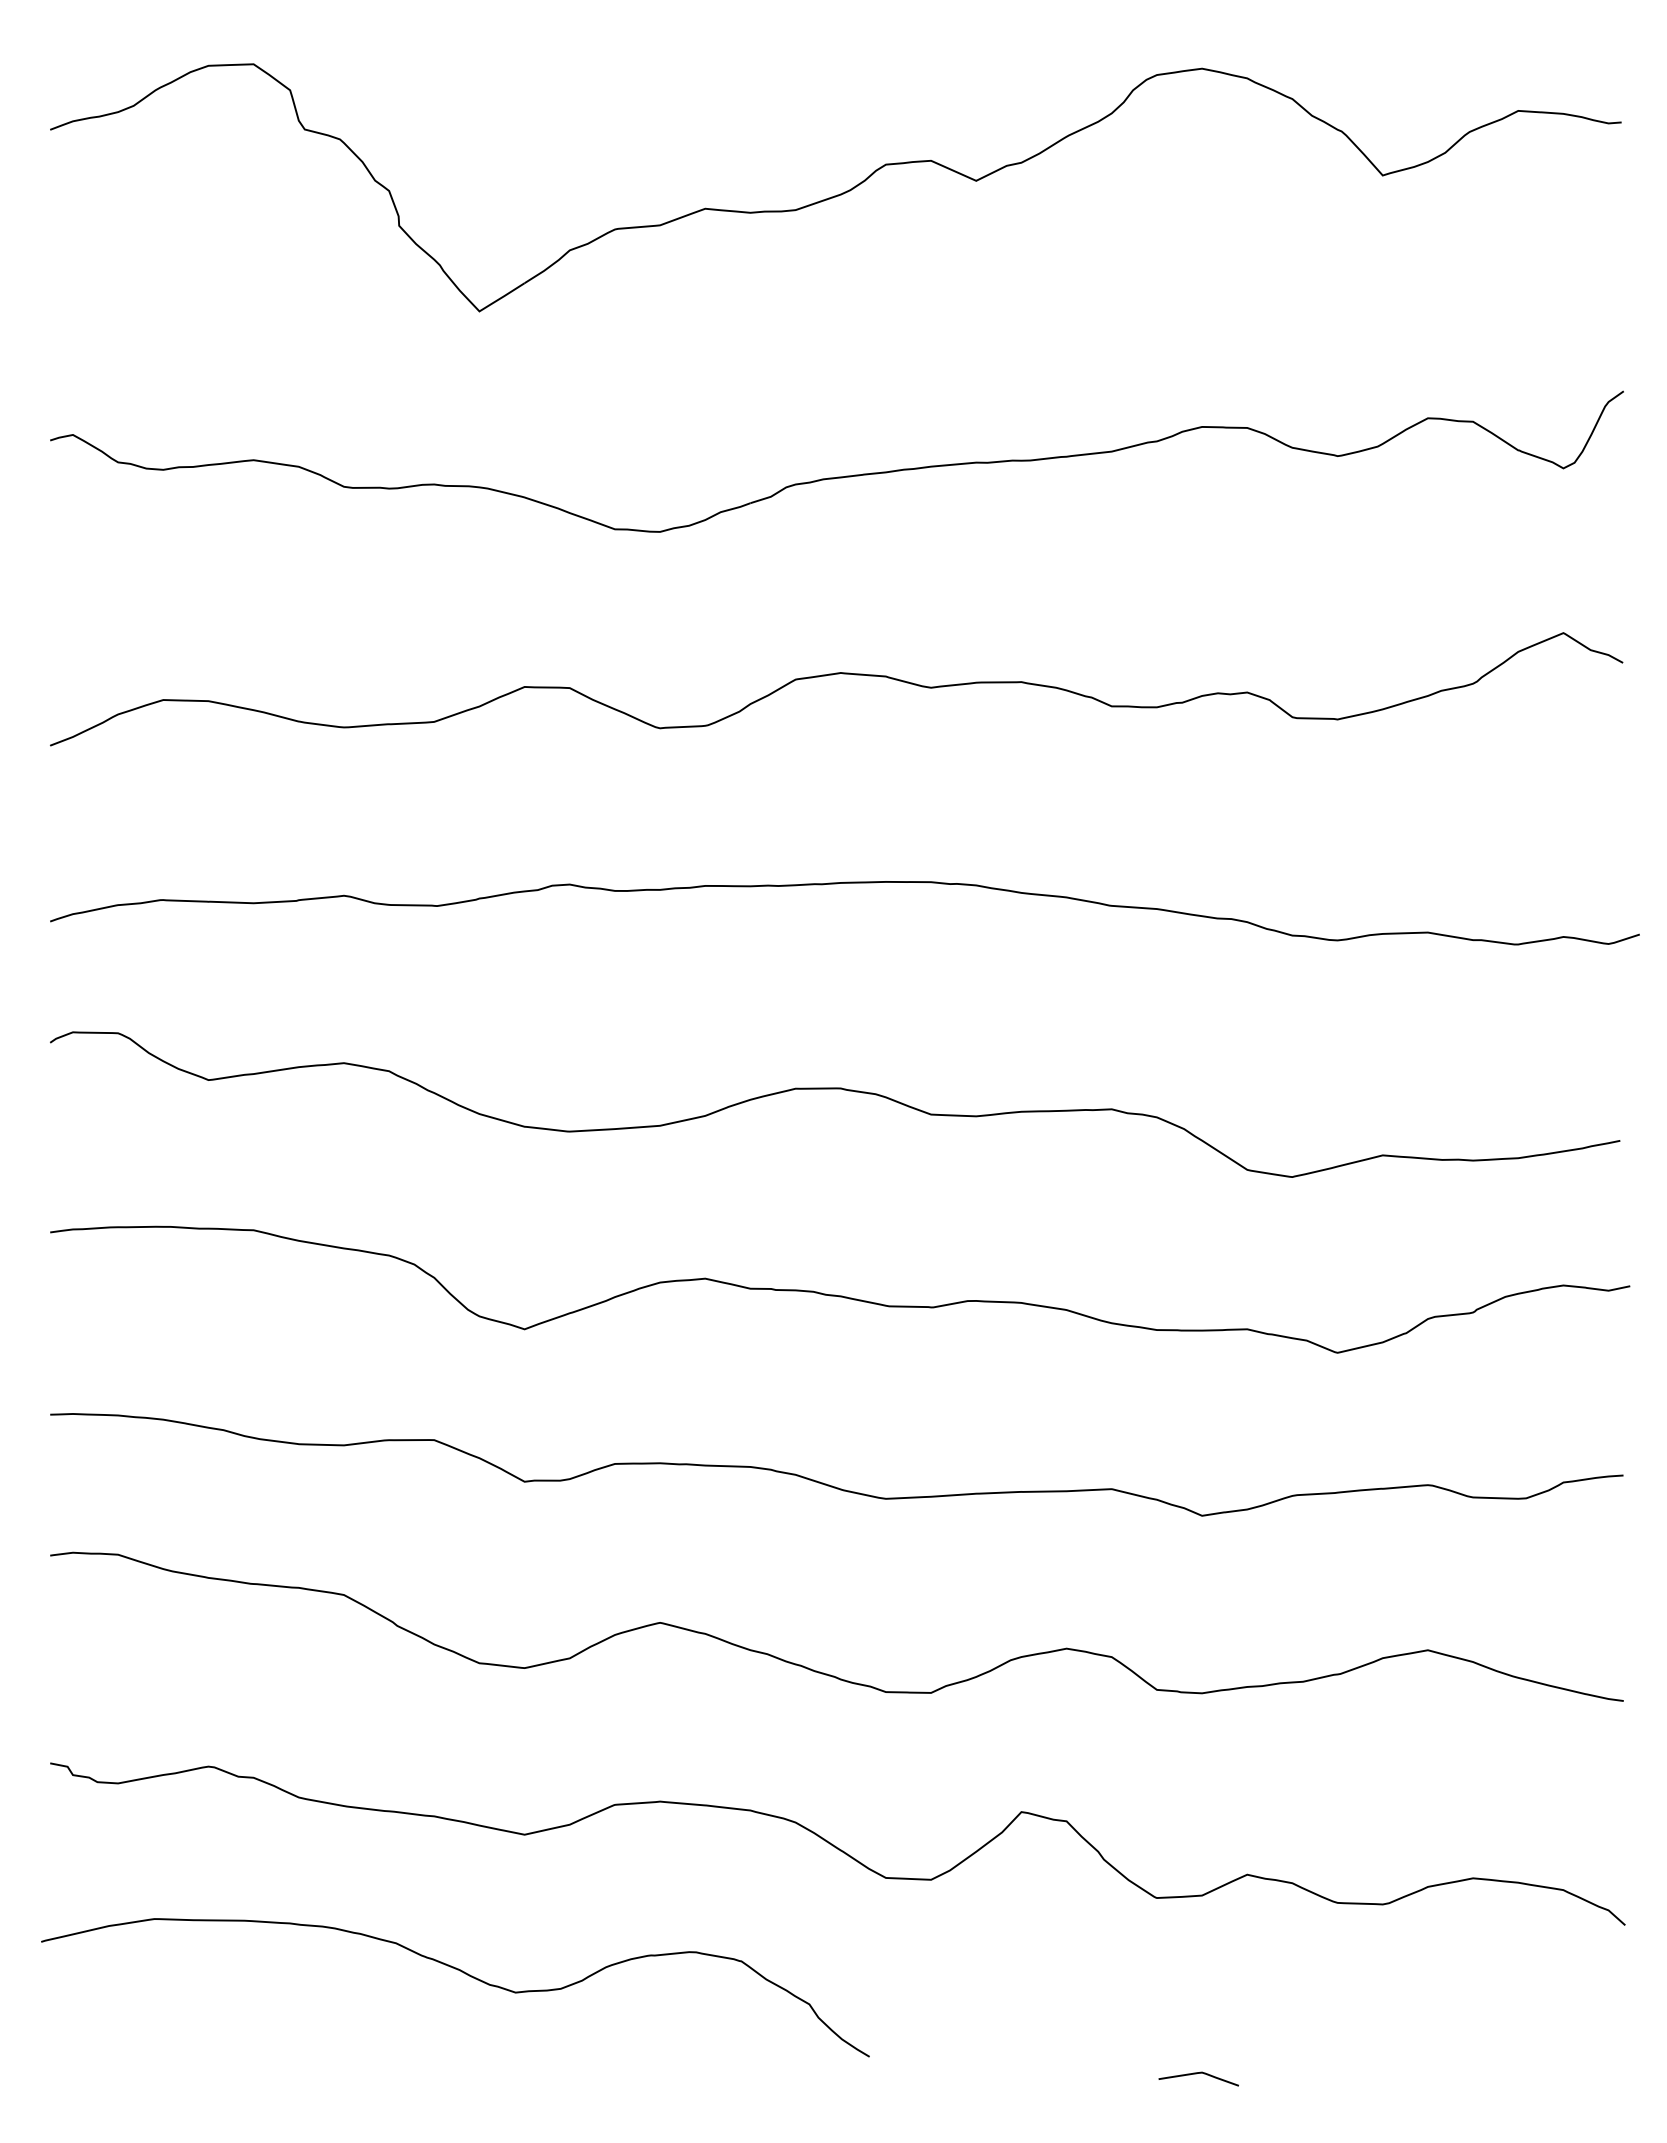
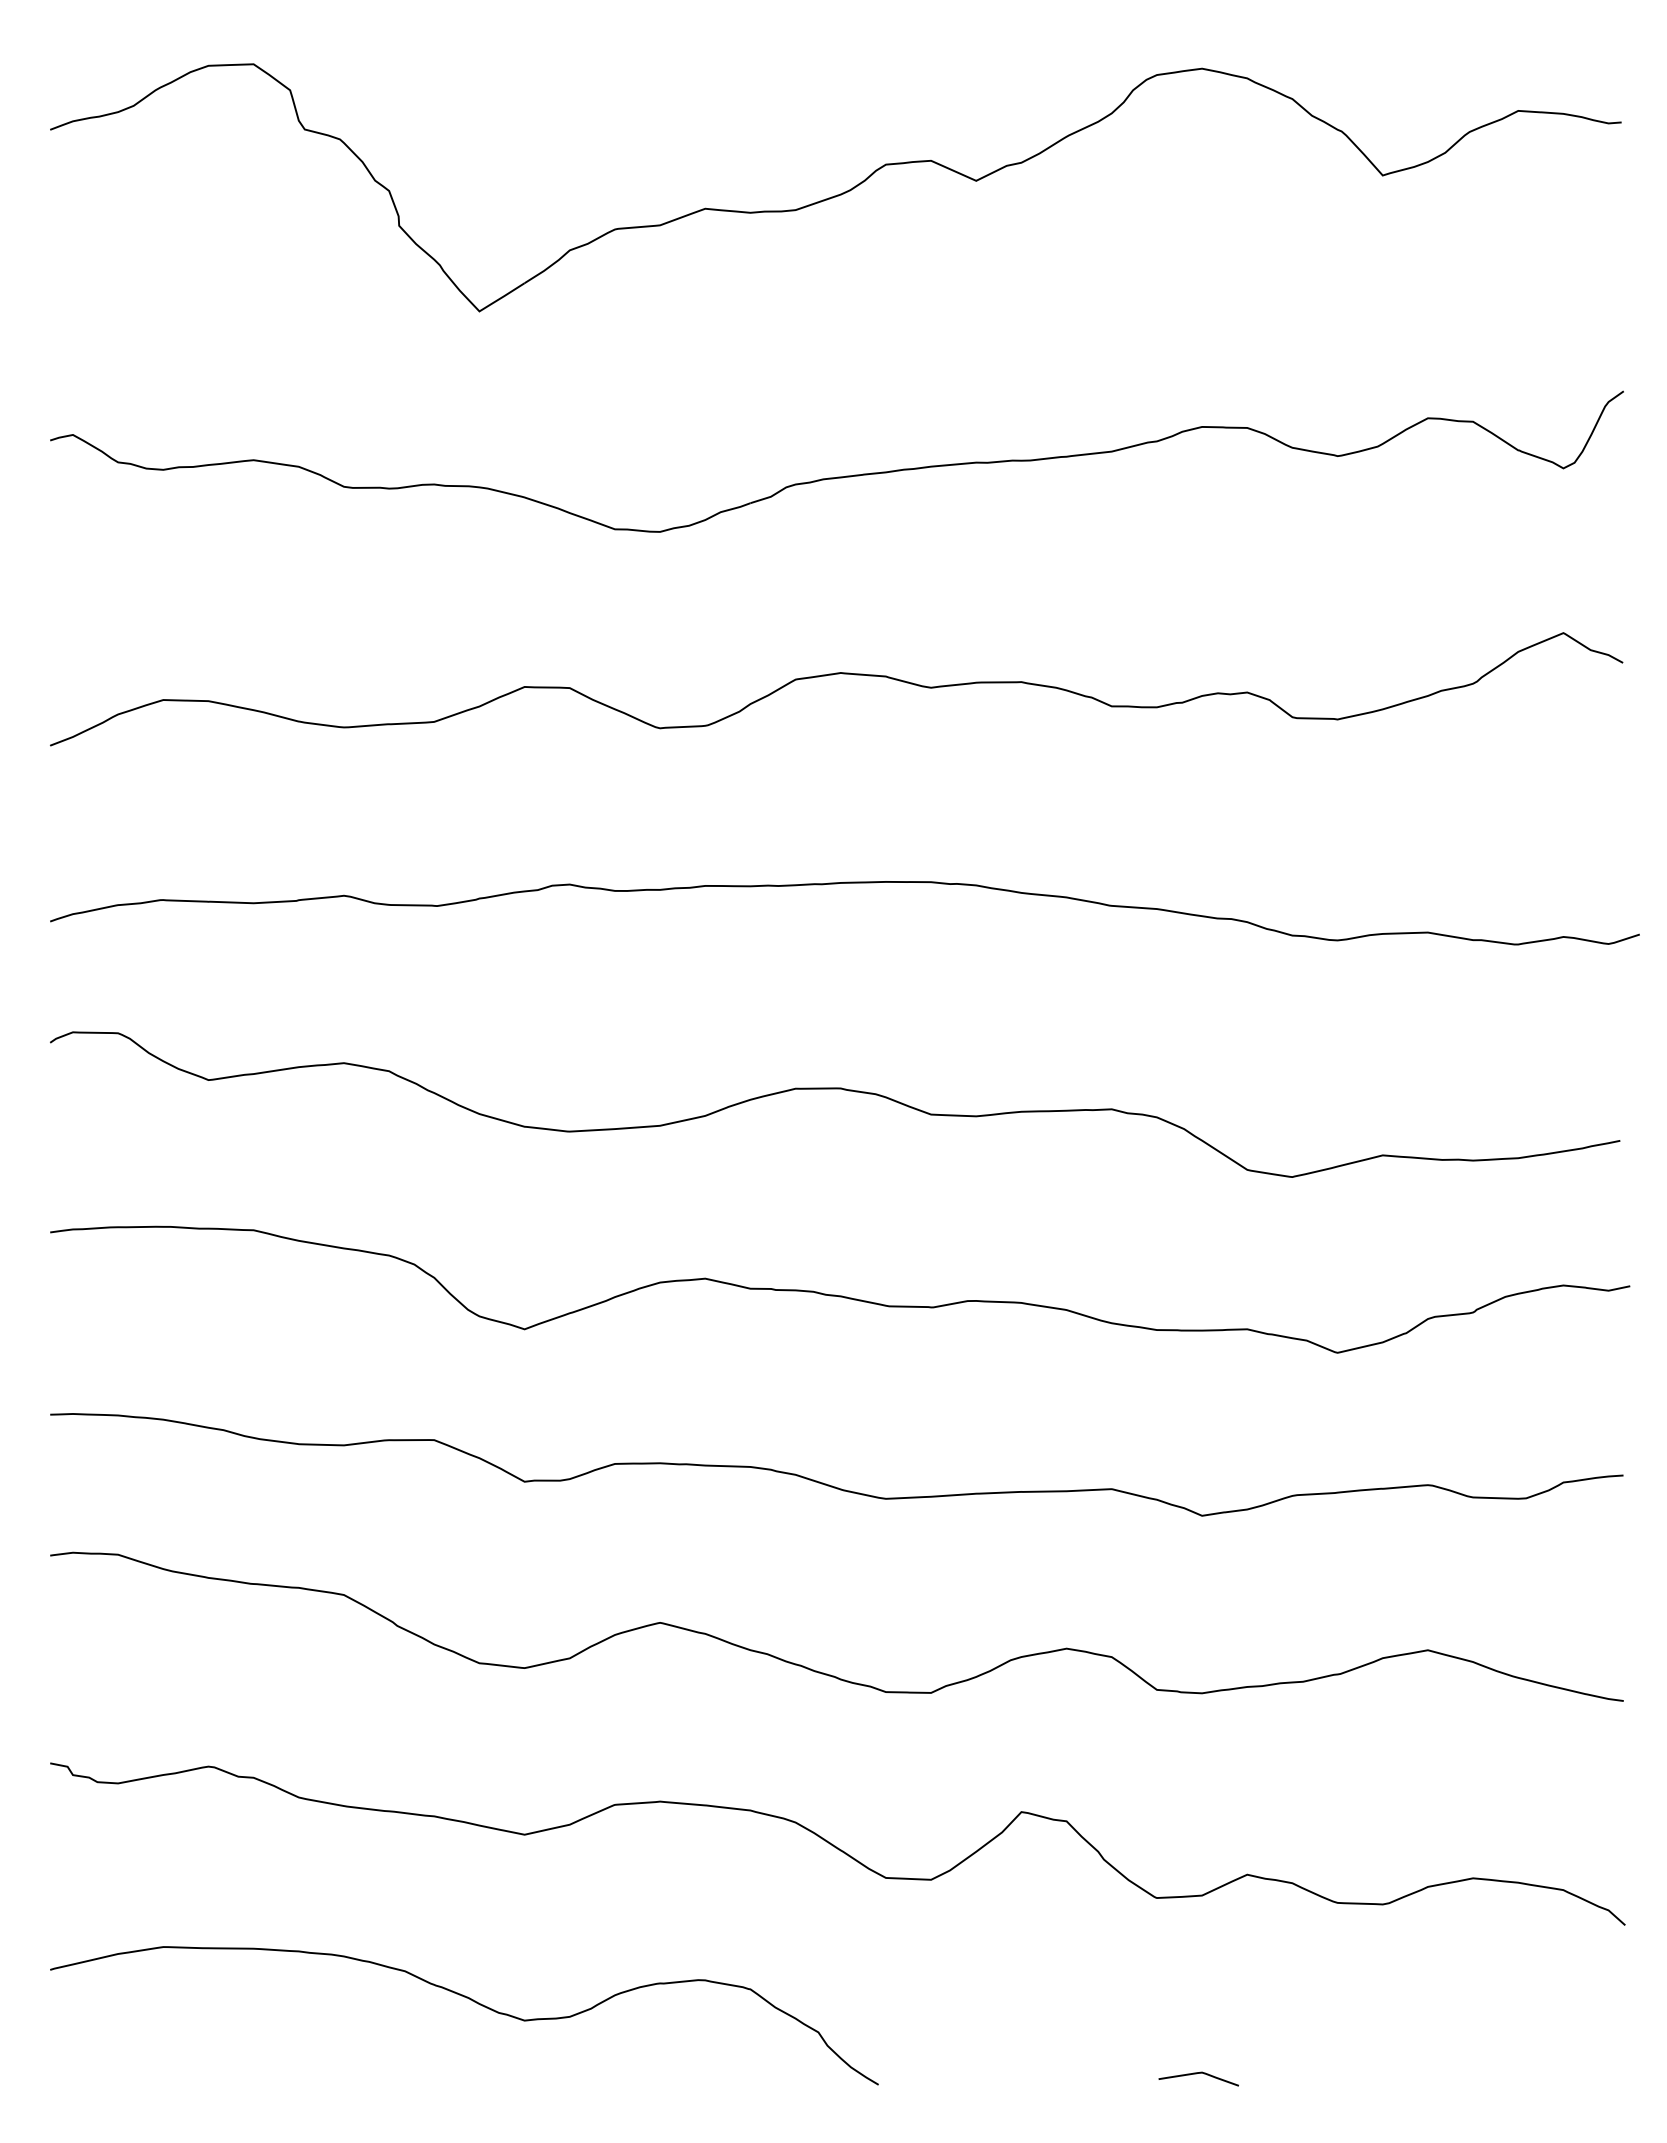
curve position: (463, 1973) -> (472, 2001) (472, 2001)
